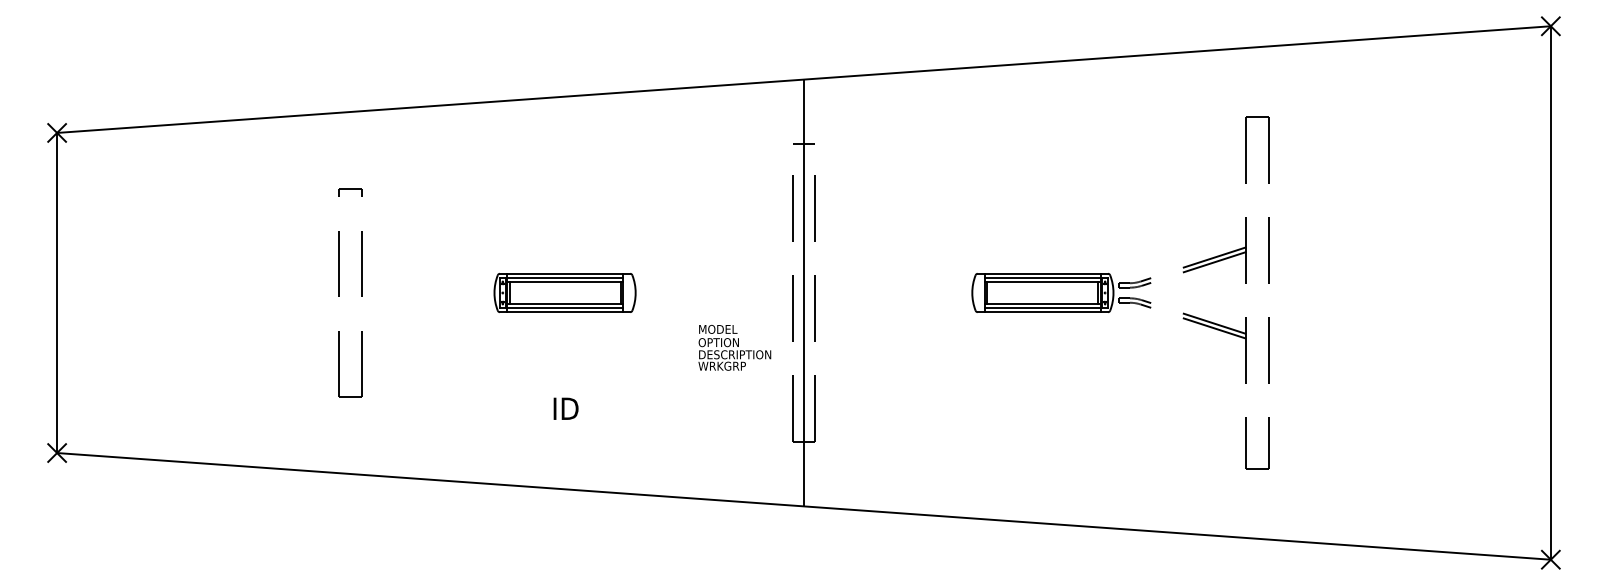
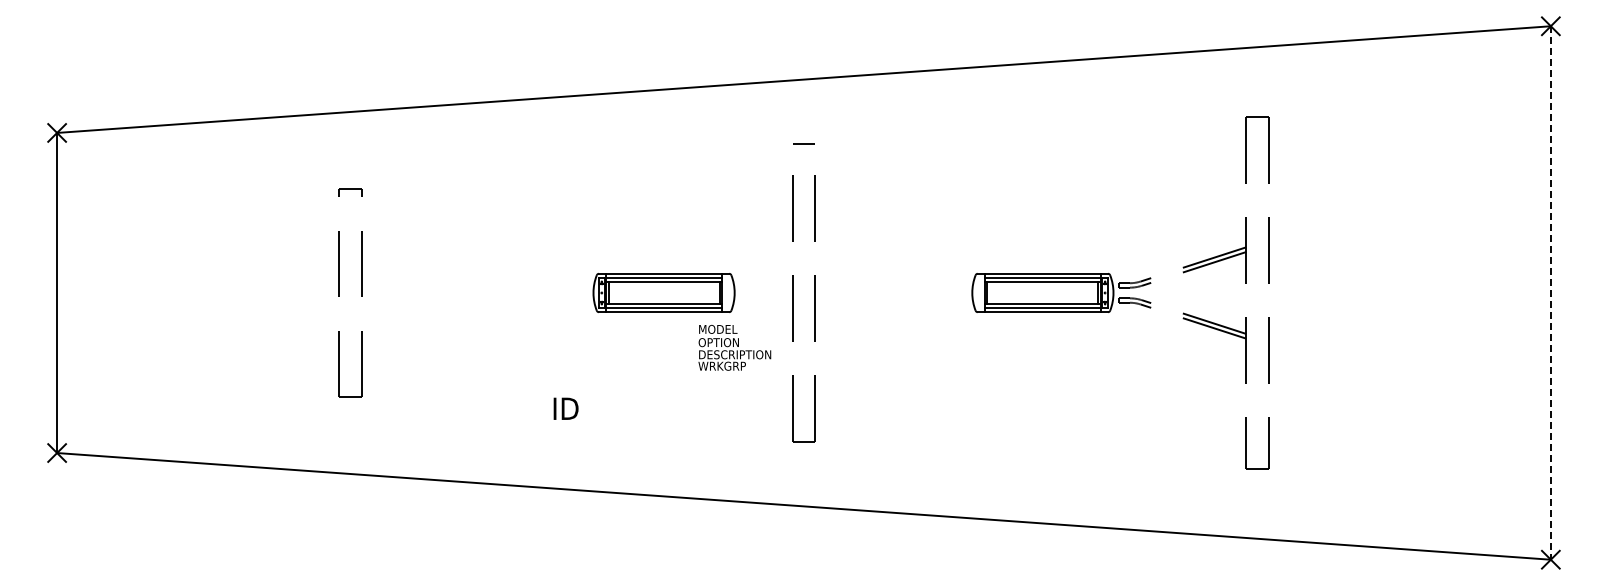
part position: (564, 292) -> (663, 292) (663, 292)
line: present -> none (804, 292)
line: solid -> dashed (1550, 293)
